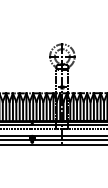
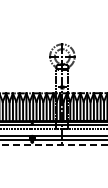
line: solid -> dashed (53, 145)
